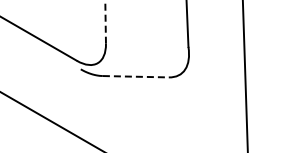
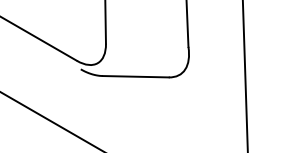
line: dashed -> solid (105, 21)
line: dashed -> solid (135, 76)
